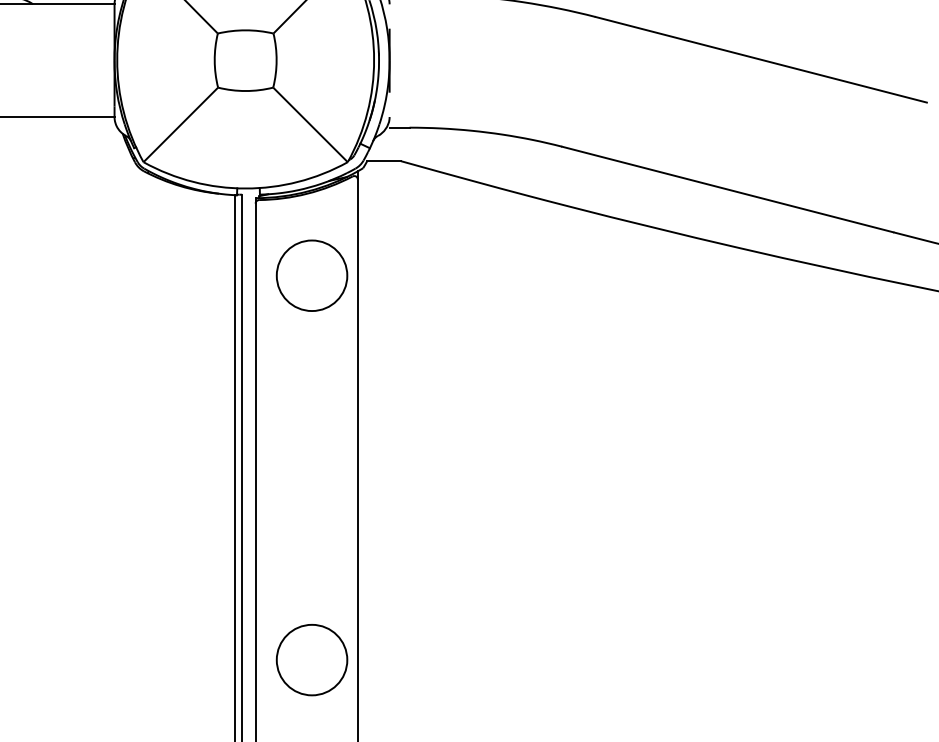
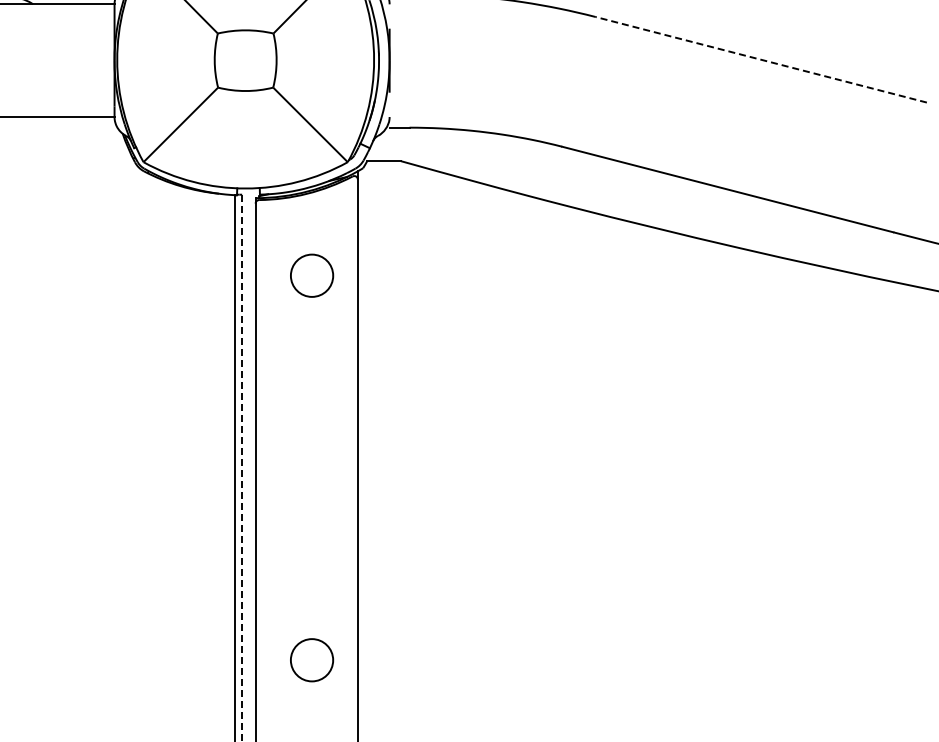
line: solid -> dashed (760, 59)
circle diameter: 71 px -> 42 px (311, 275)
line: solid -> dashed (242, 468)
circle size: 74x73 px -> 45x45 px (312, 660)
